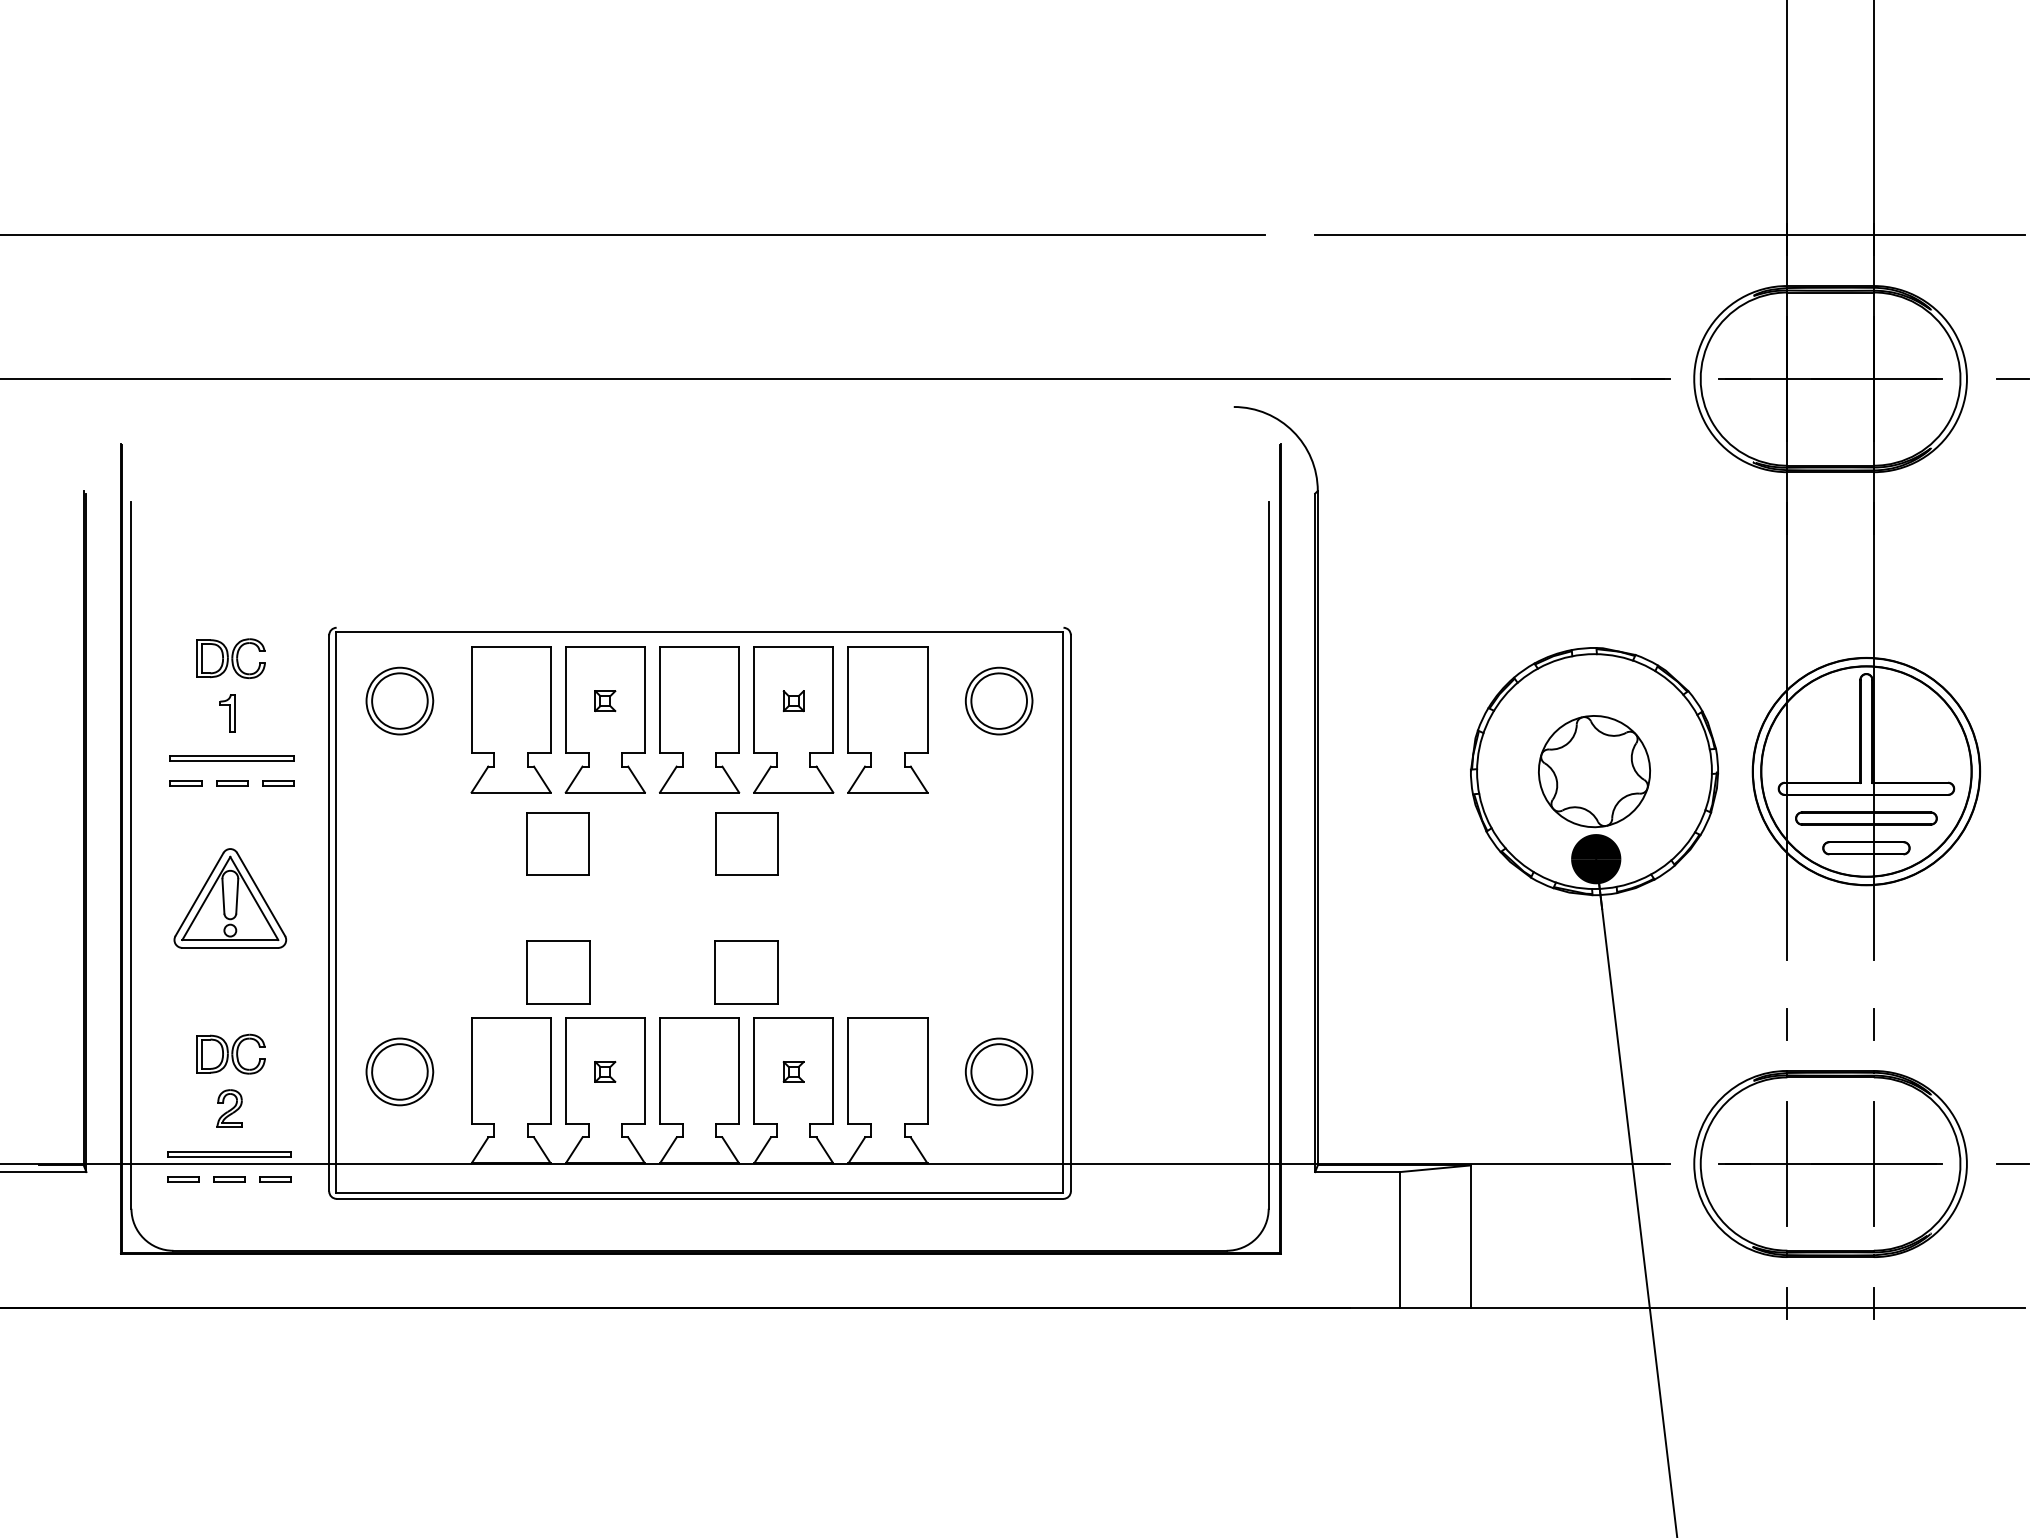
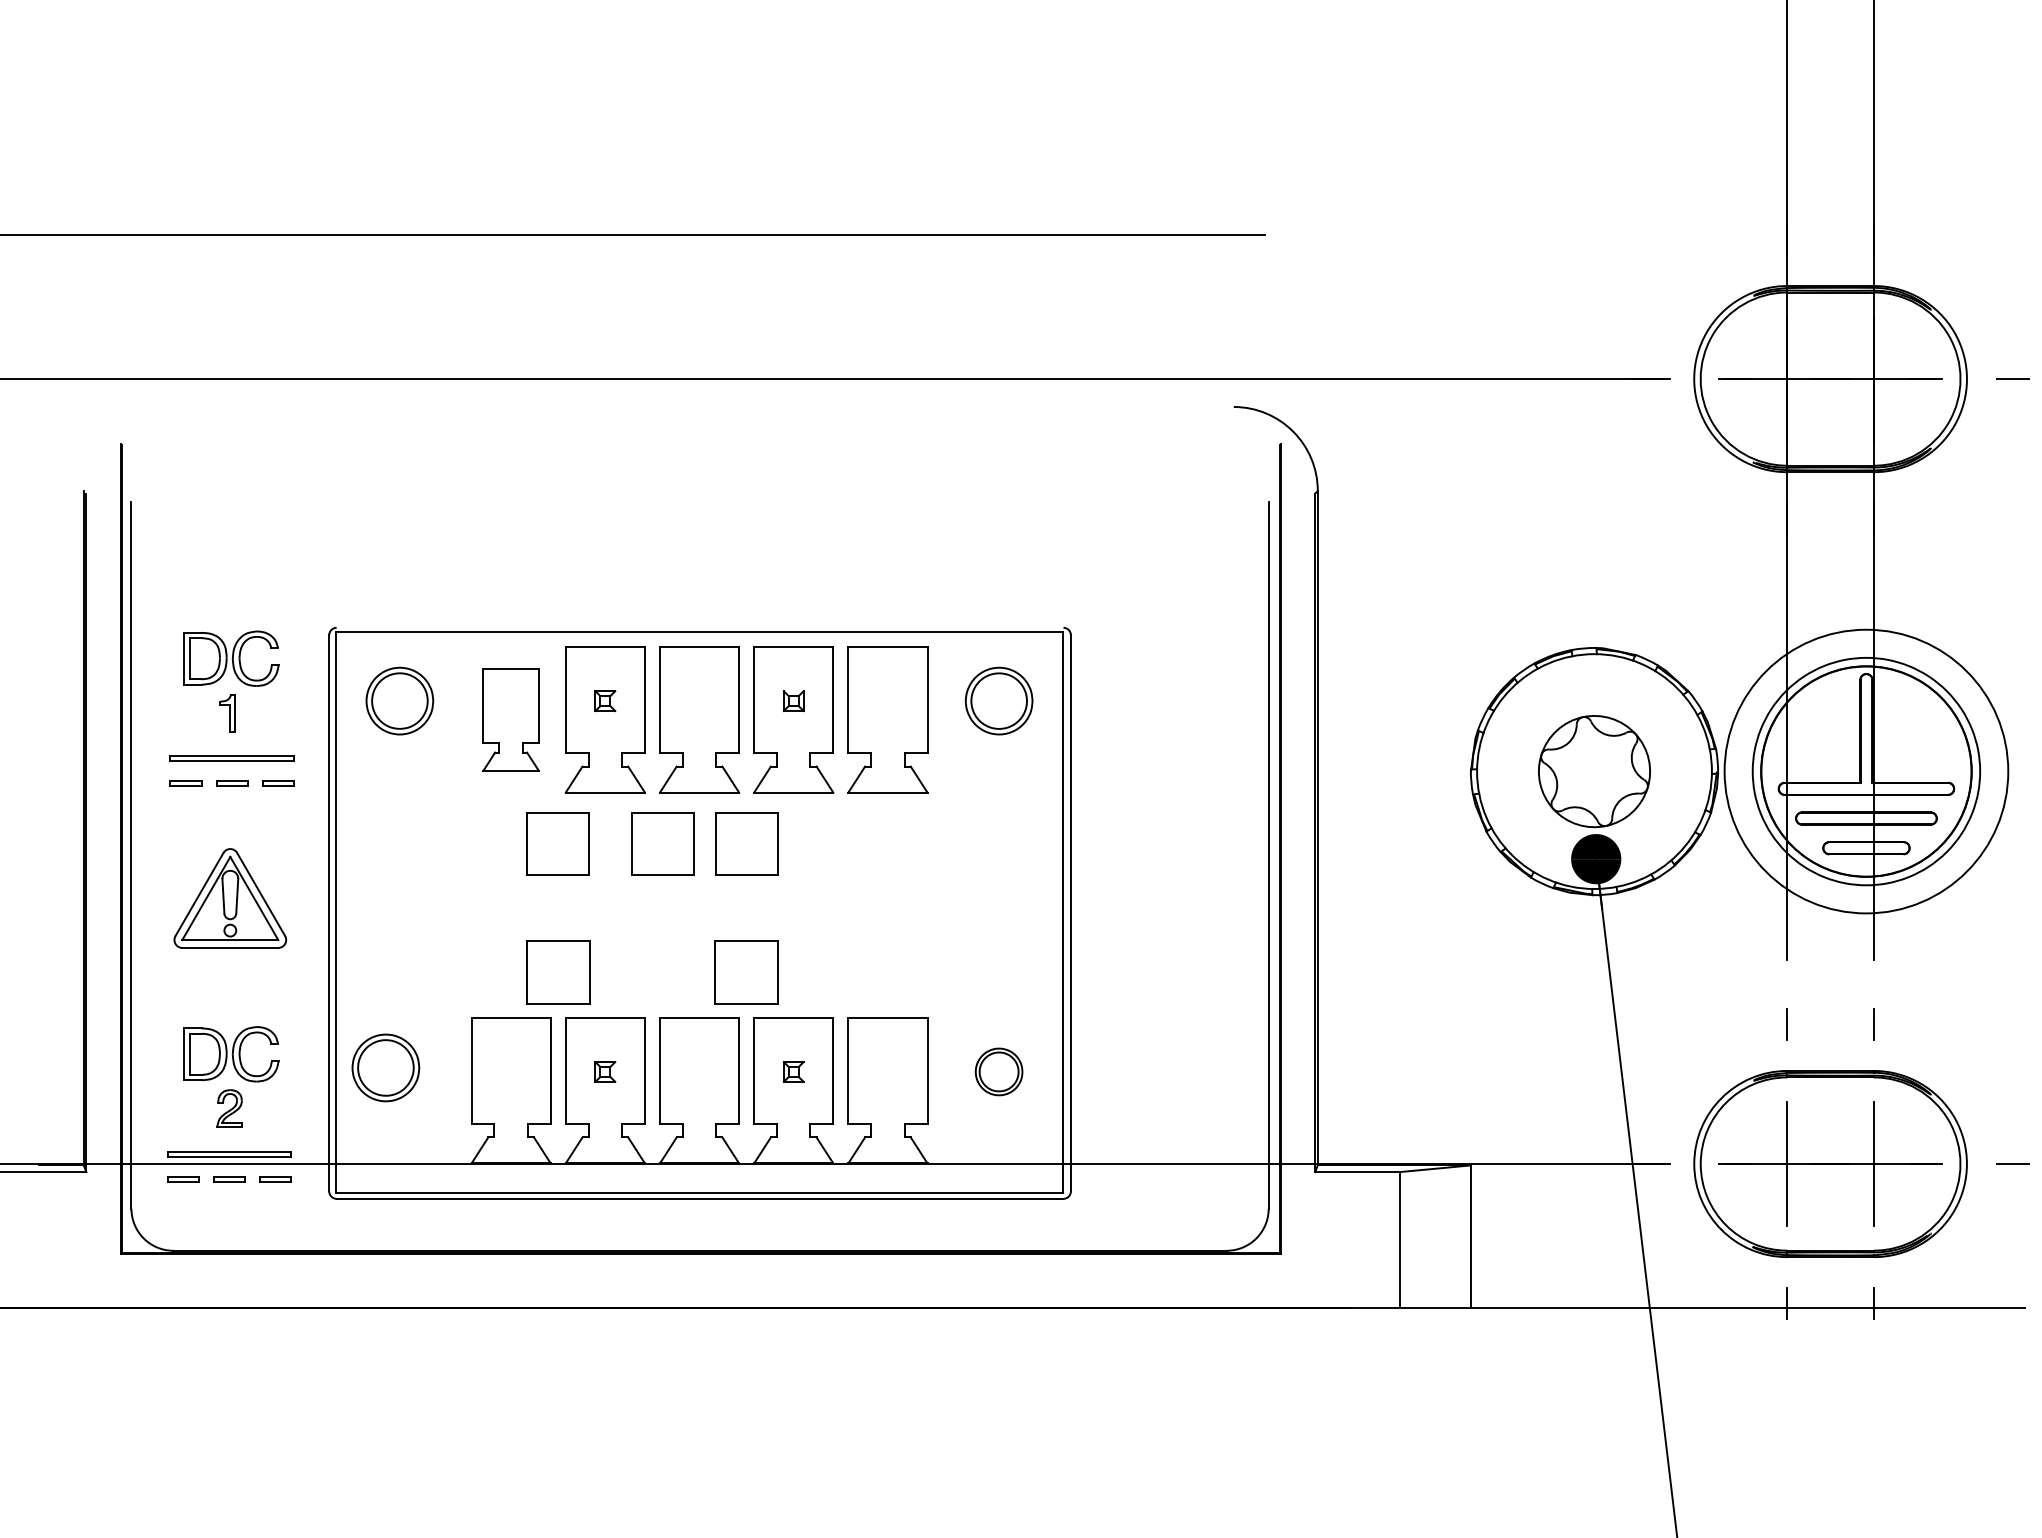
line: present -> none (1669, 235)
part size: 70x41 px -> 97x57 px (231, 658)
part size: 82x148 px -> 58x104 px (510, 719)
circle diameter: 227 px -> 284 px (1866, 771)
part: none -> present (662, 843)
part size: 70x42 px -> 97x57 px (231, 1054)
part position: (399, 1071) -> (385, 1067) (385, 1067)
part size: 70x70 px -> 50x50 px (998, 1071)
